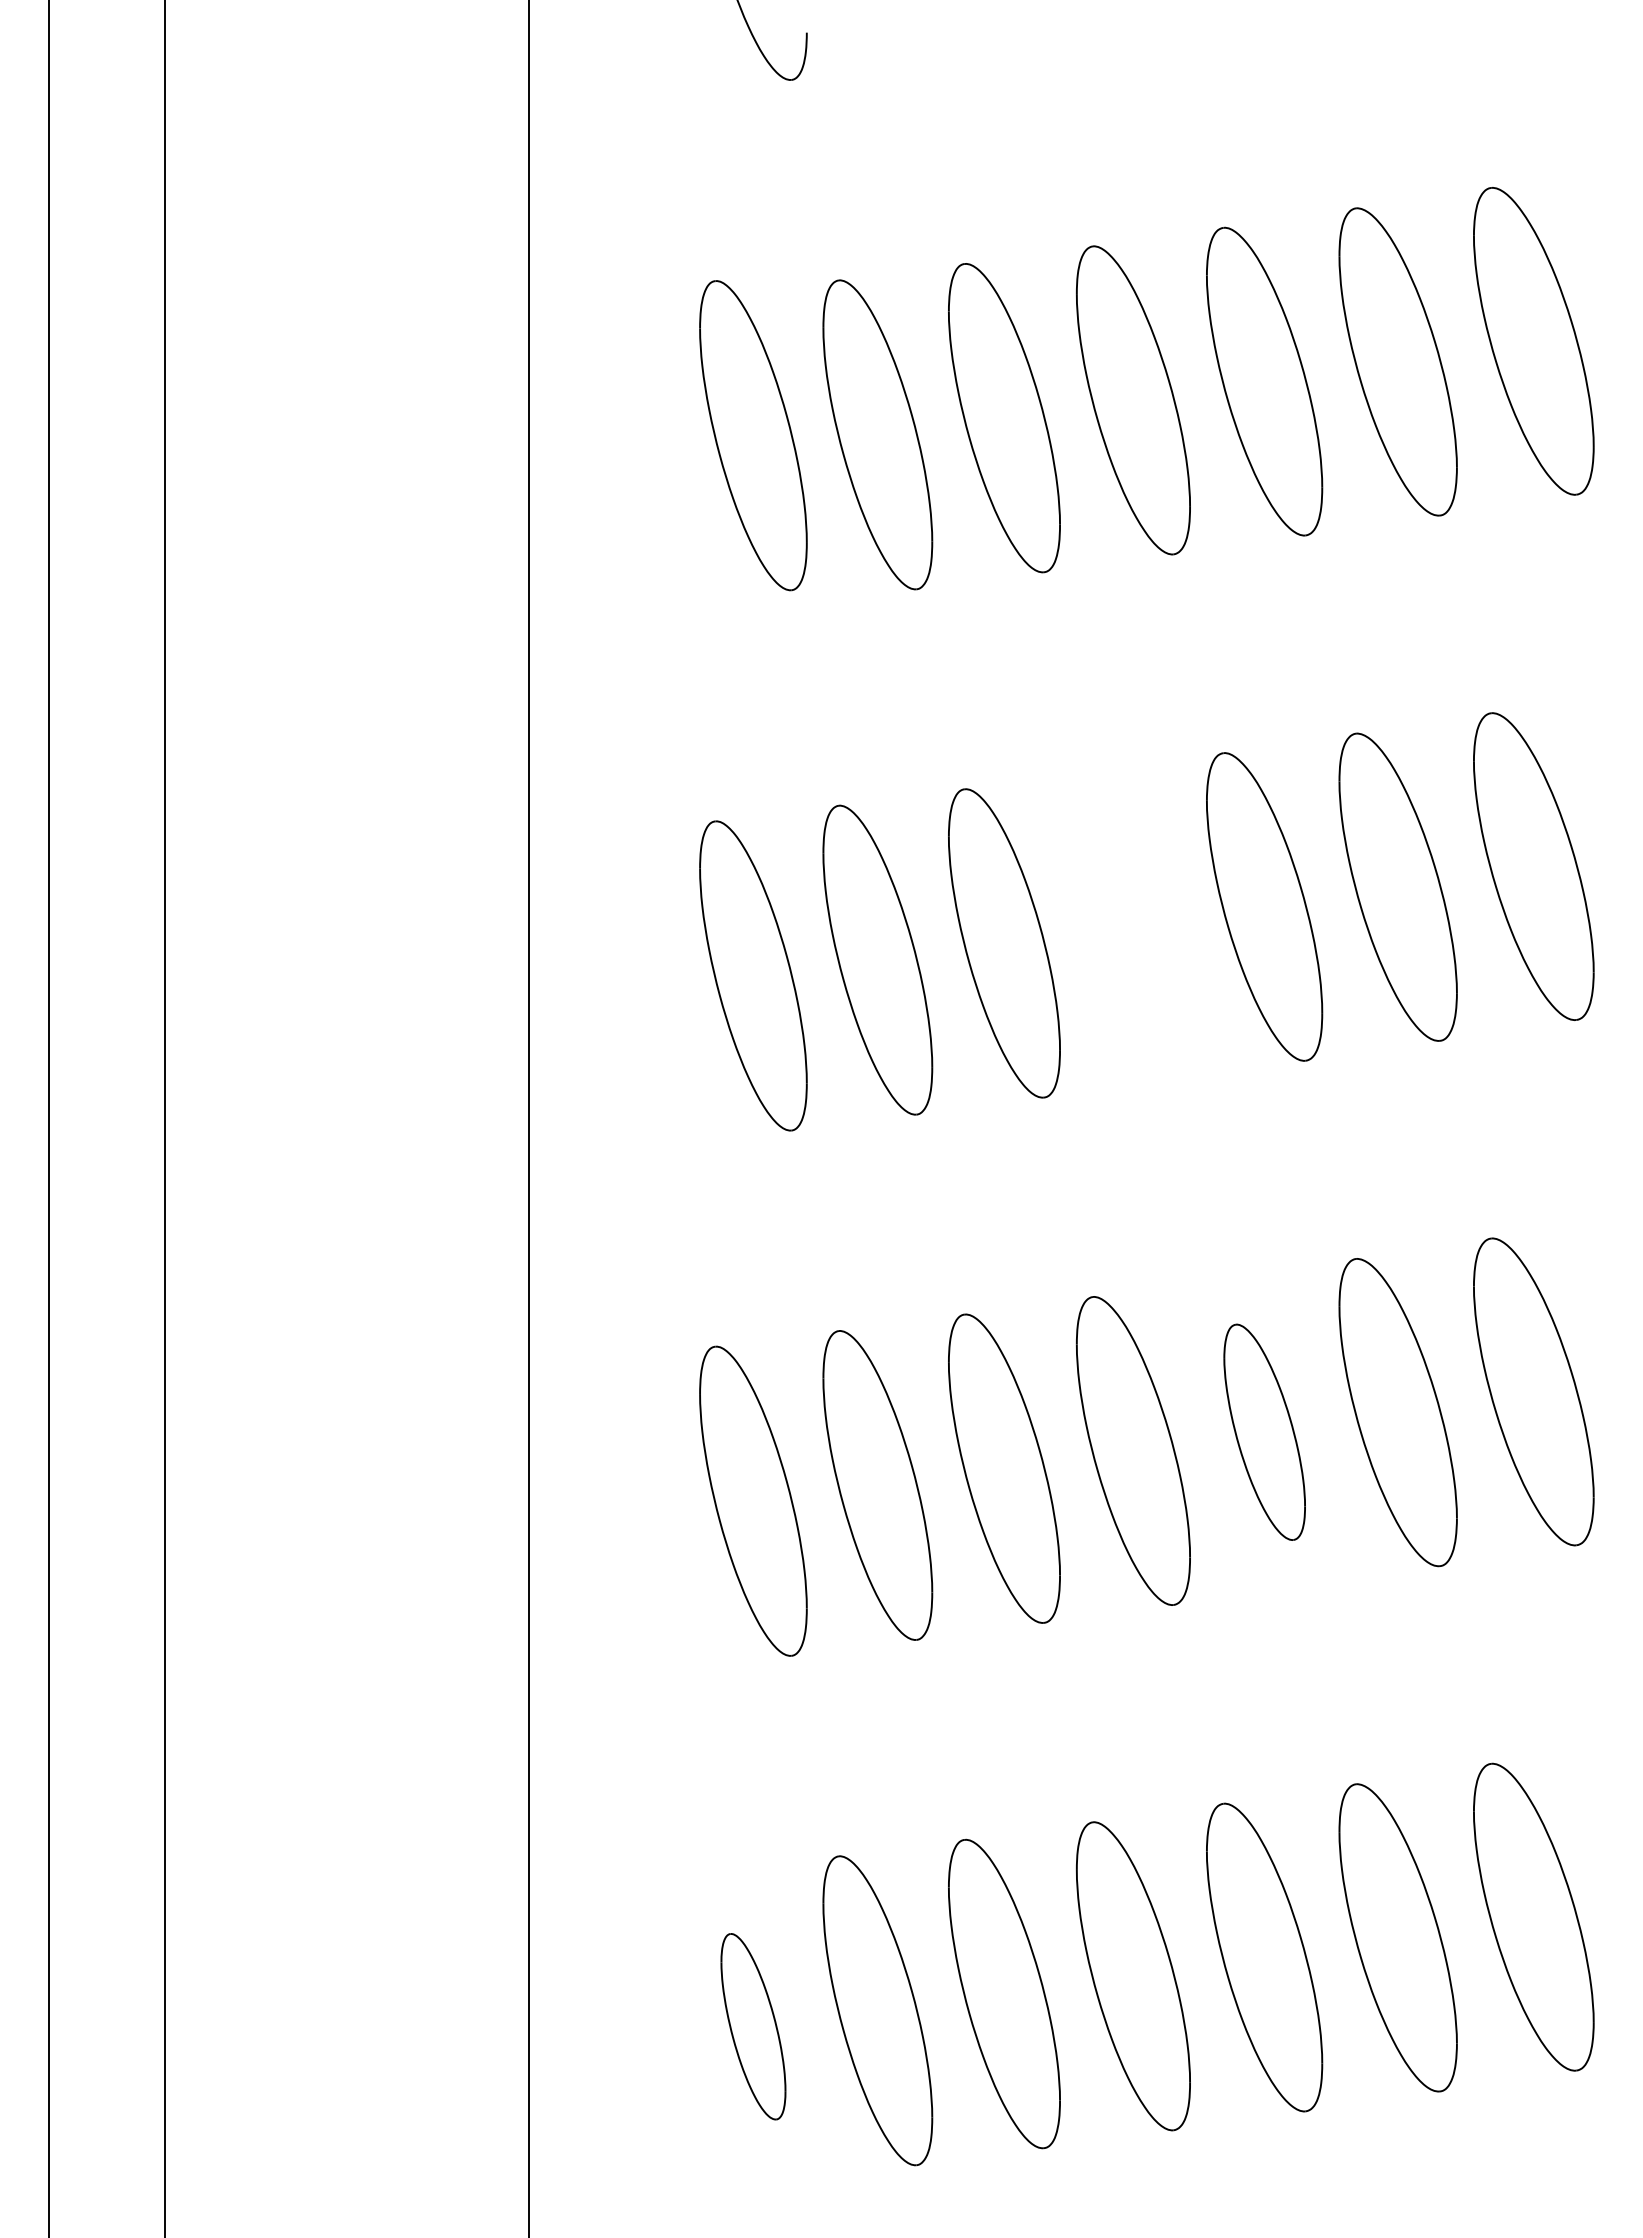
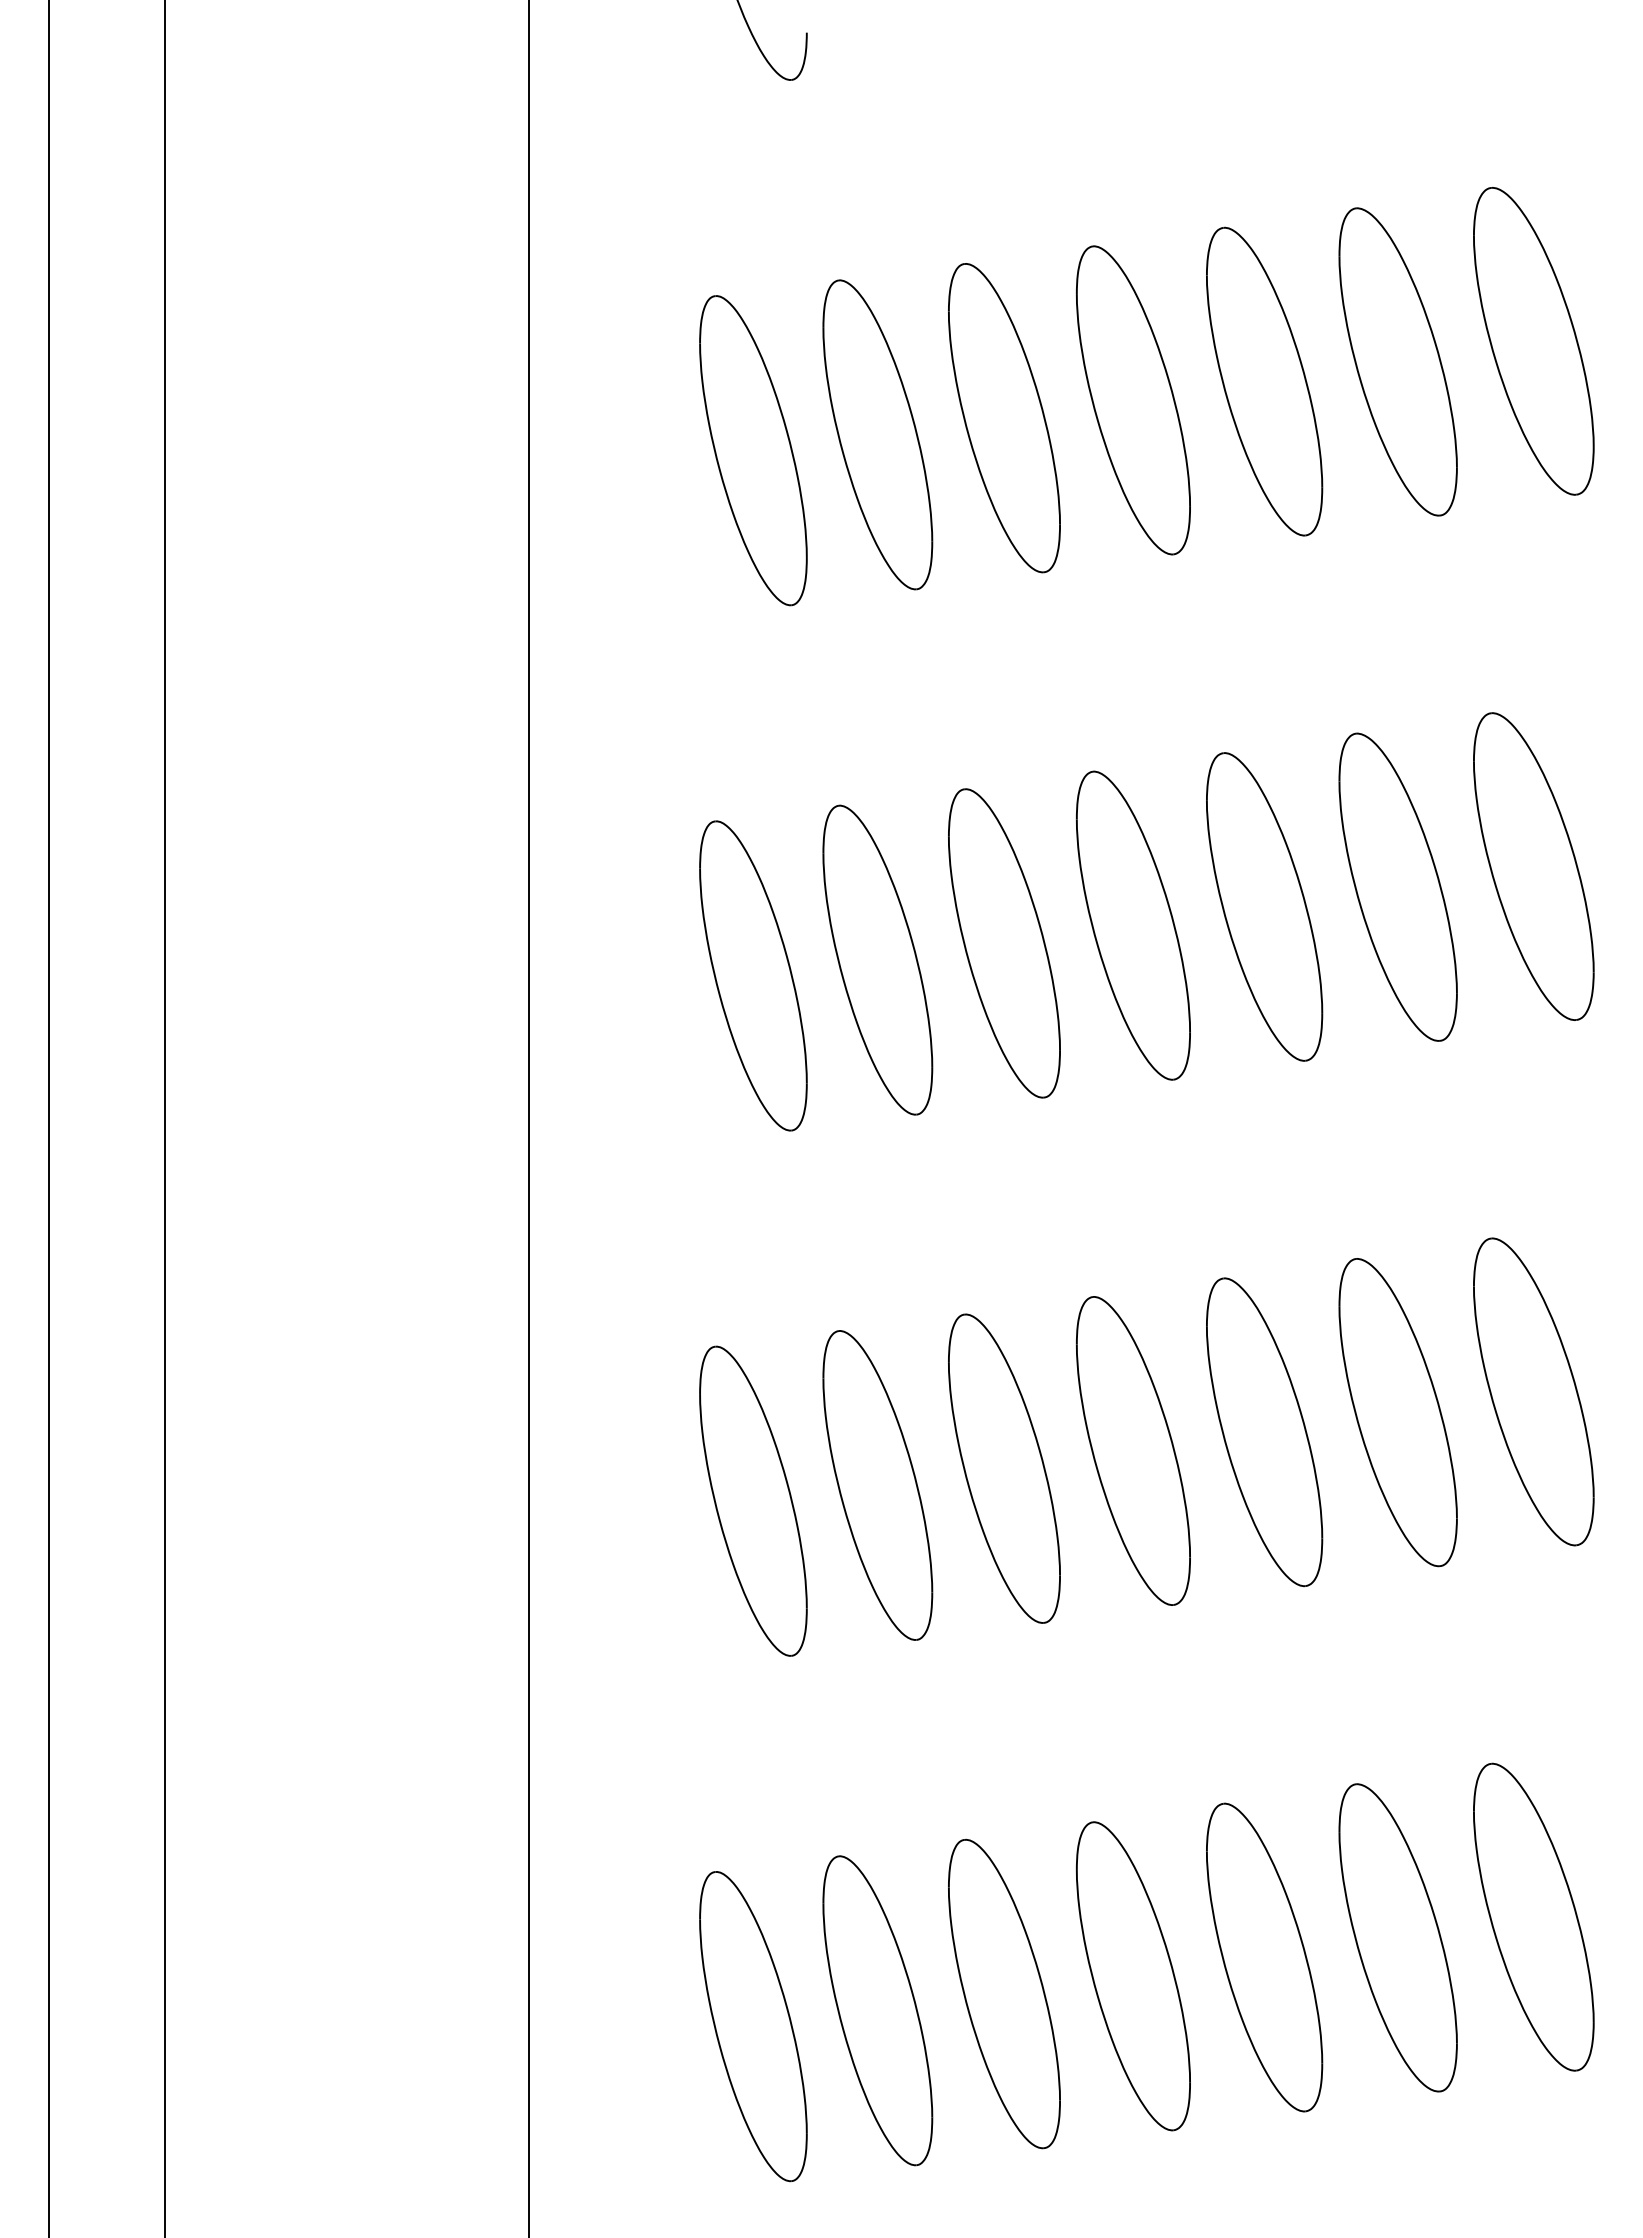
part position: (753, 435) -> (753, 450) (753, 450)
part: none -> present (1133, 925)
part size: 83x218 px -> 118x311 px (1264, 1432)
part size: 67x188 px -> 109x312 px (753, 2026)
